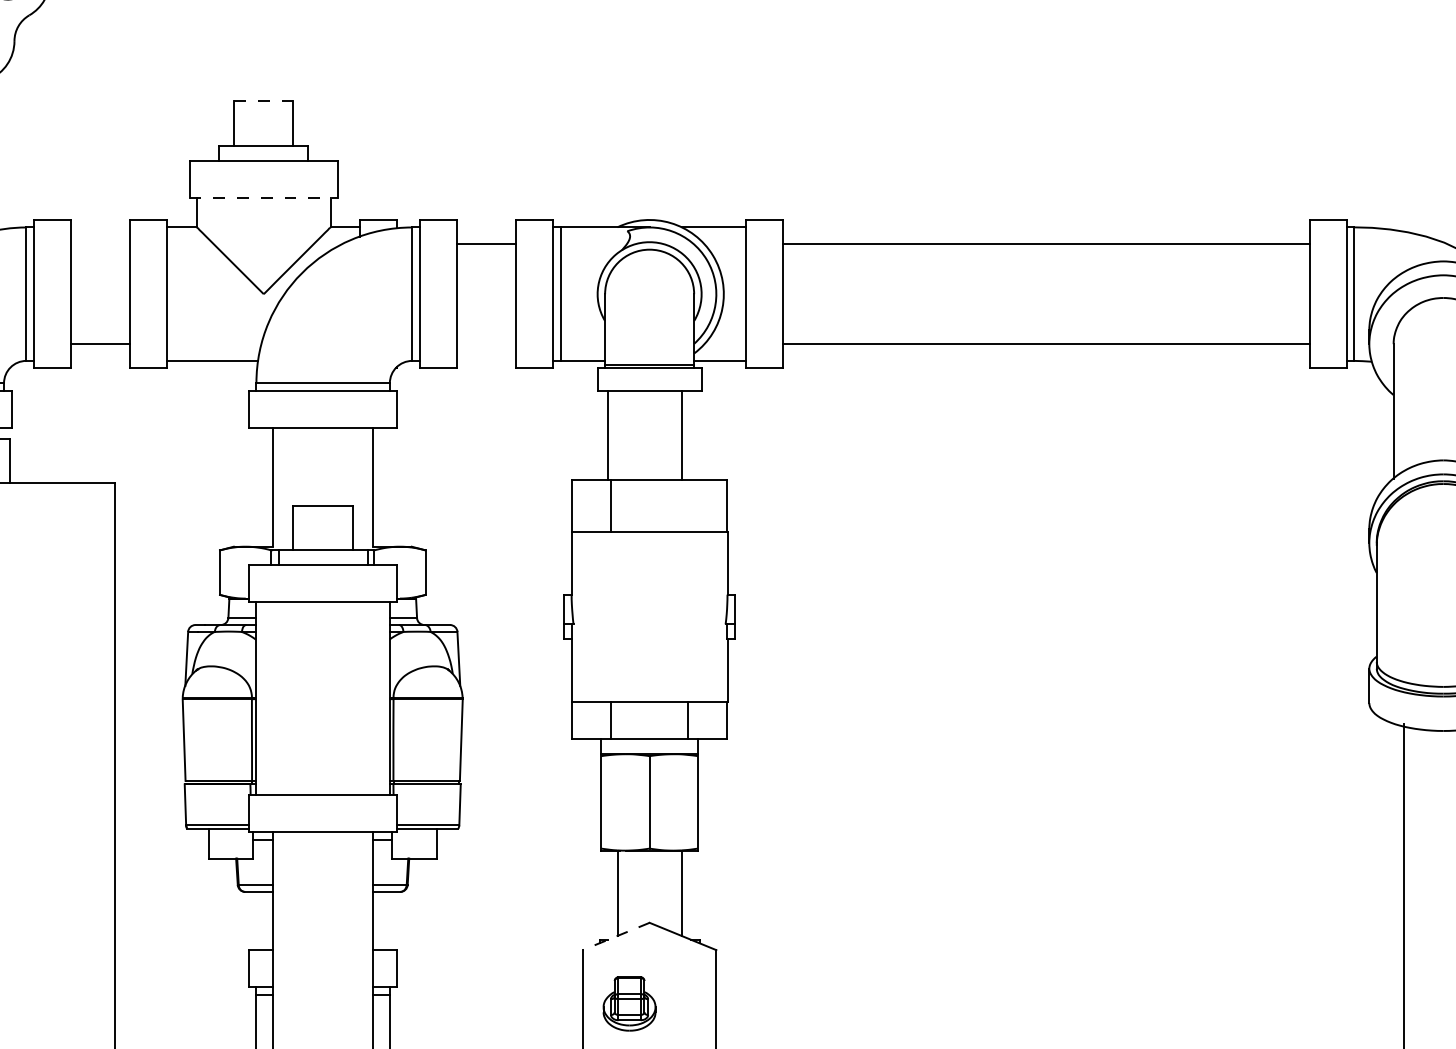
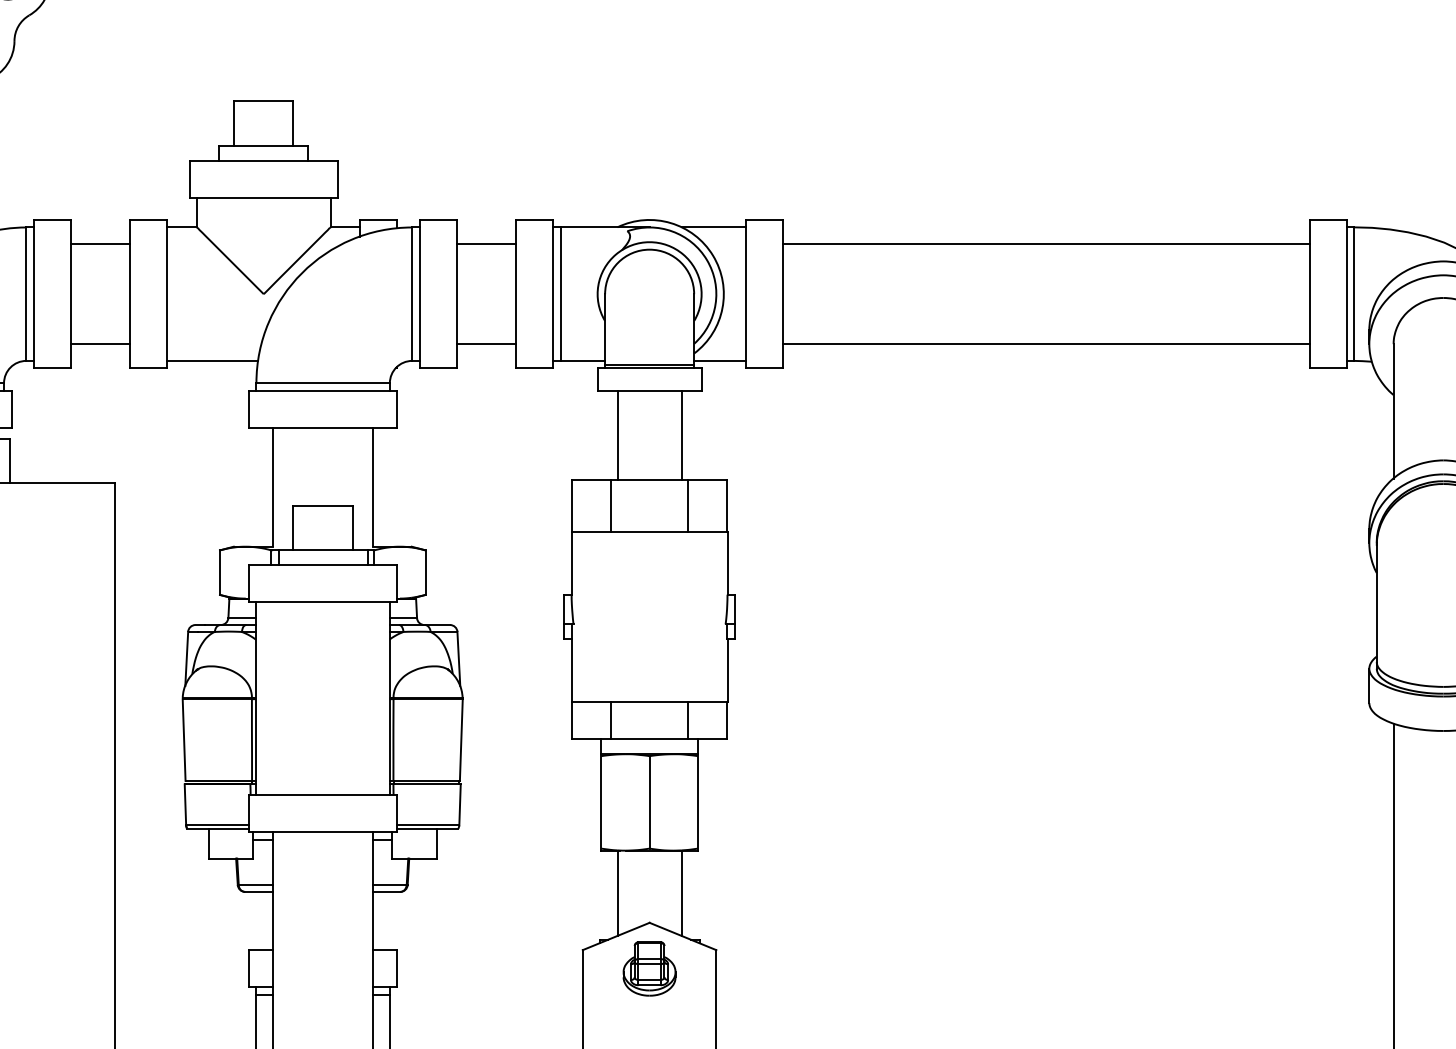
line: dashed -> solid (263, 101)
line: dashed -> solid (264, 197)
line: none -> present (100, 244)
line: none -> present (486, 344)
line position: (607, 434) -> (617, 434) (617, 434)
line: none -> present (688, 505)
line position: (1403, 884) -> (1393, 884) (1393, 884)
line: dashed -> solid (615, 936)
part position: (629, 1003) -> (649, 968) (649, 968)
